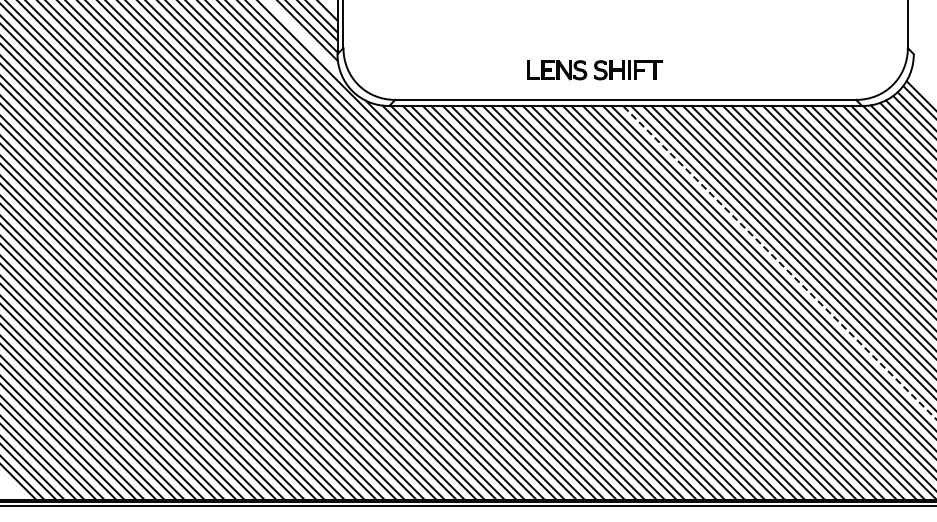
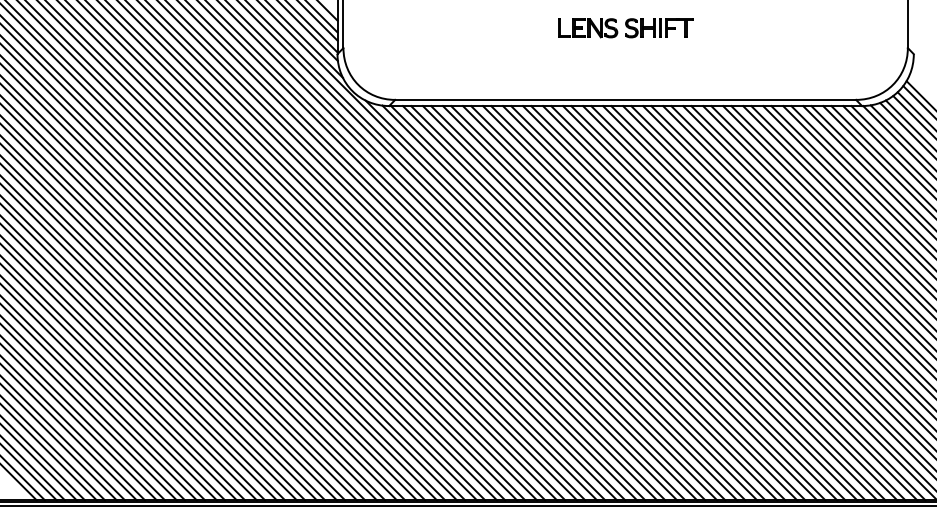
line: none -> present (304, 39)
part position: (594, 70) -> (625, 28) (625, 28)
line: dashed -> solid (779, 262)
